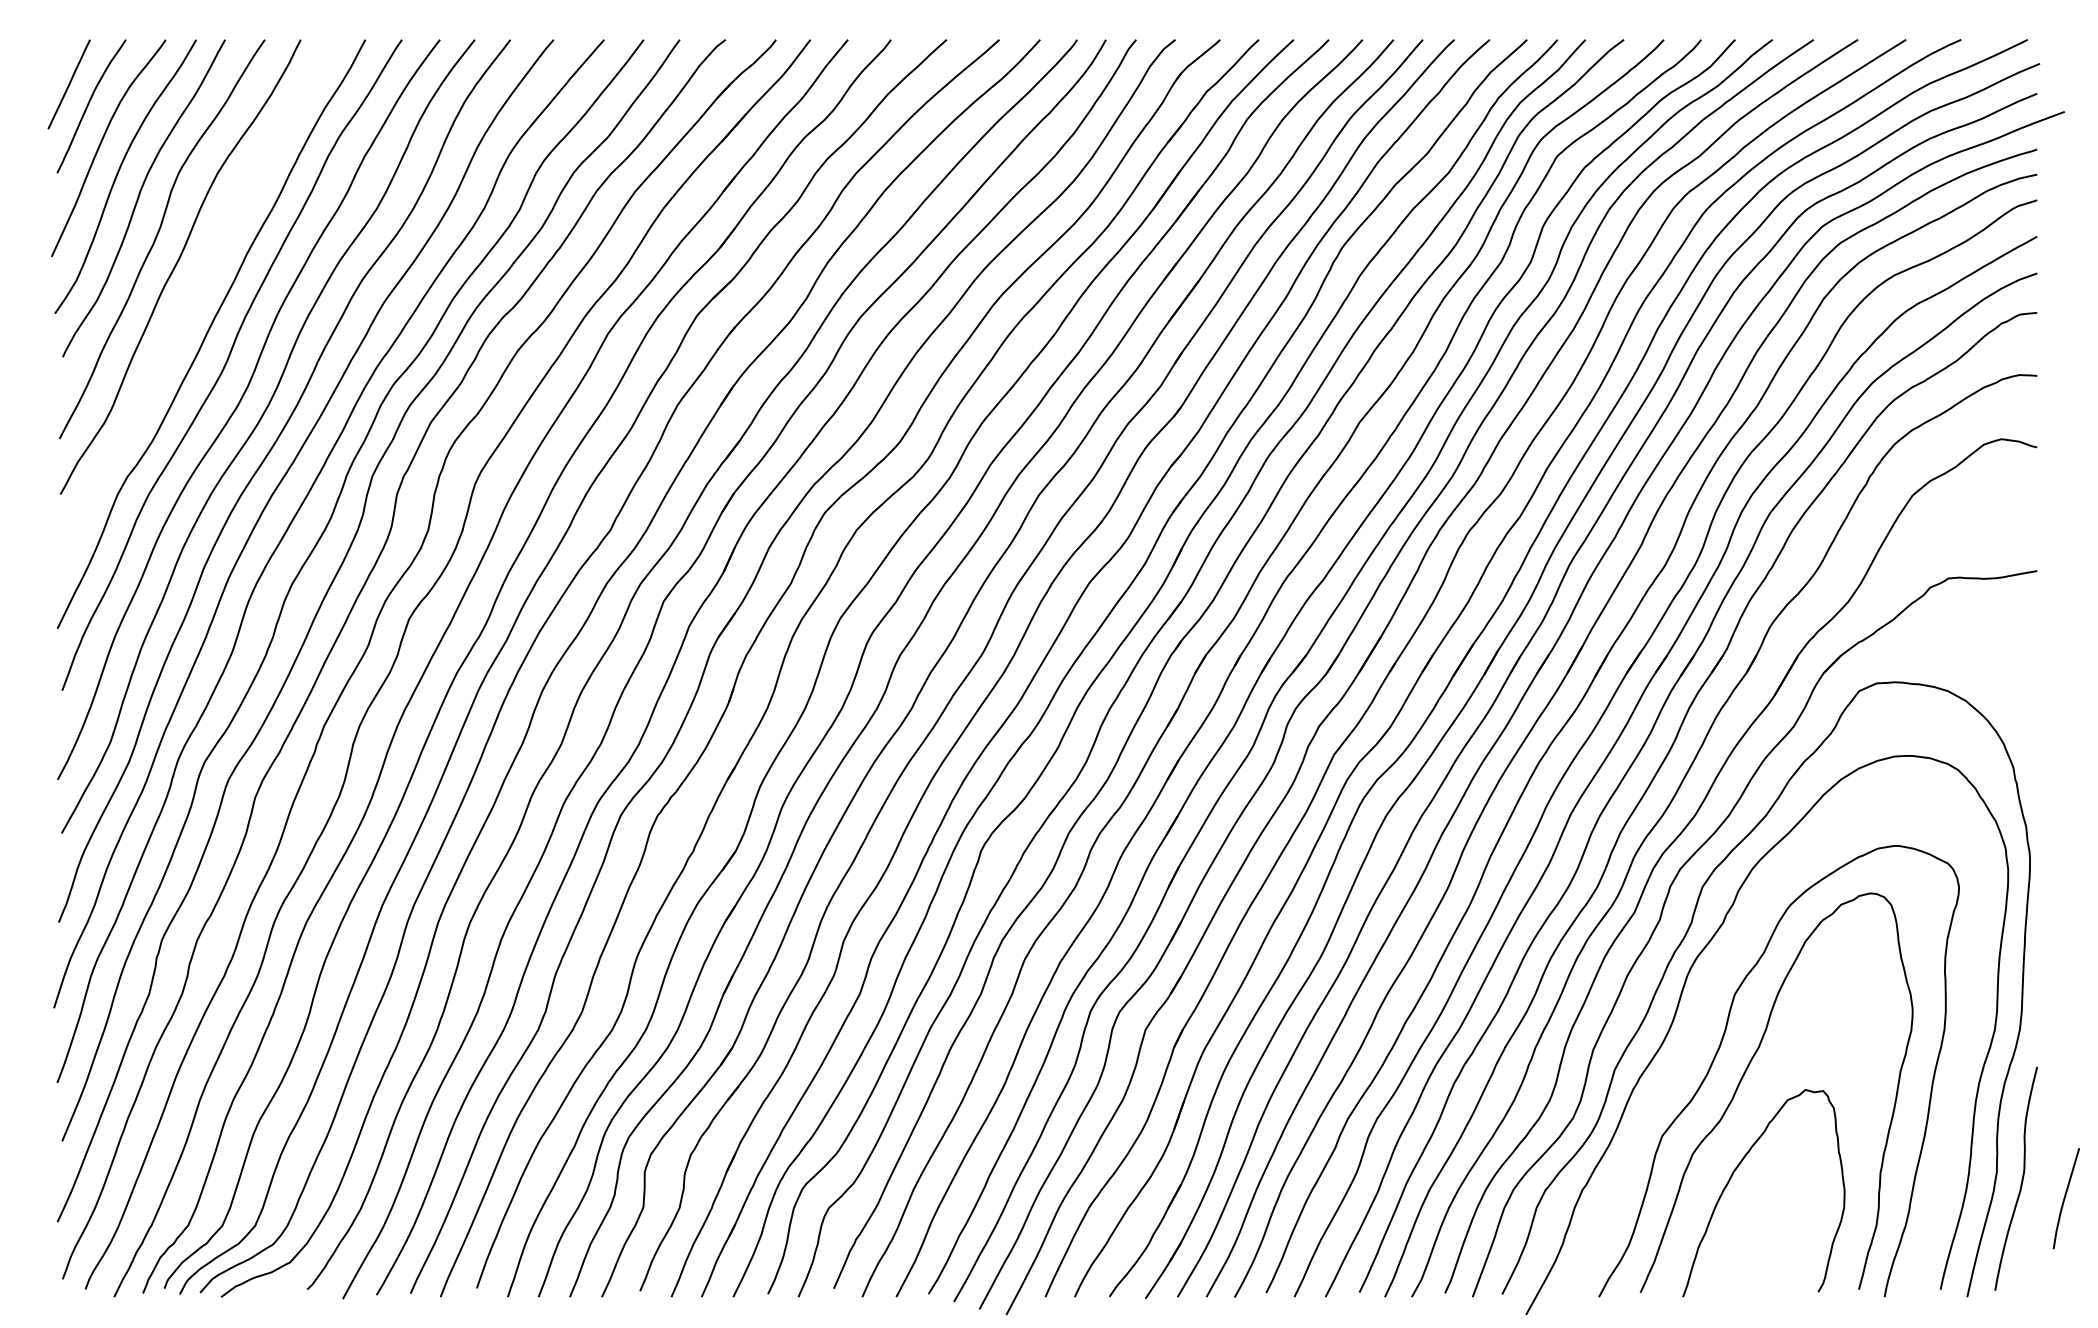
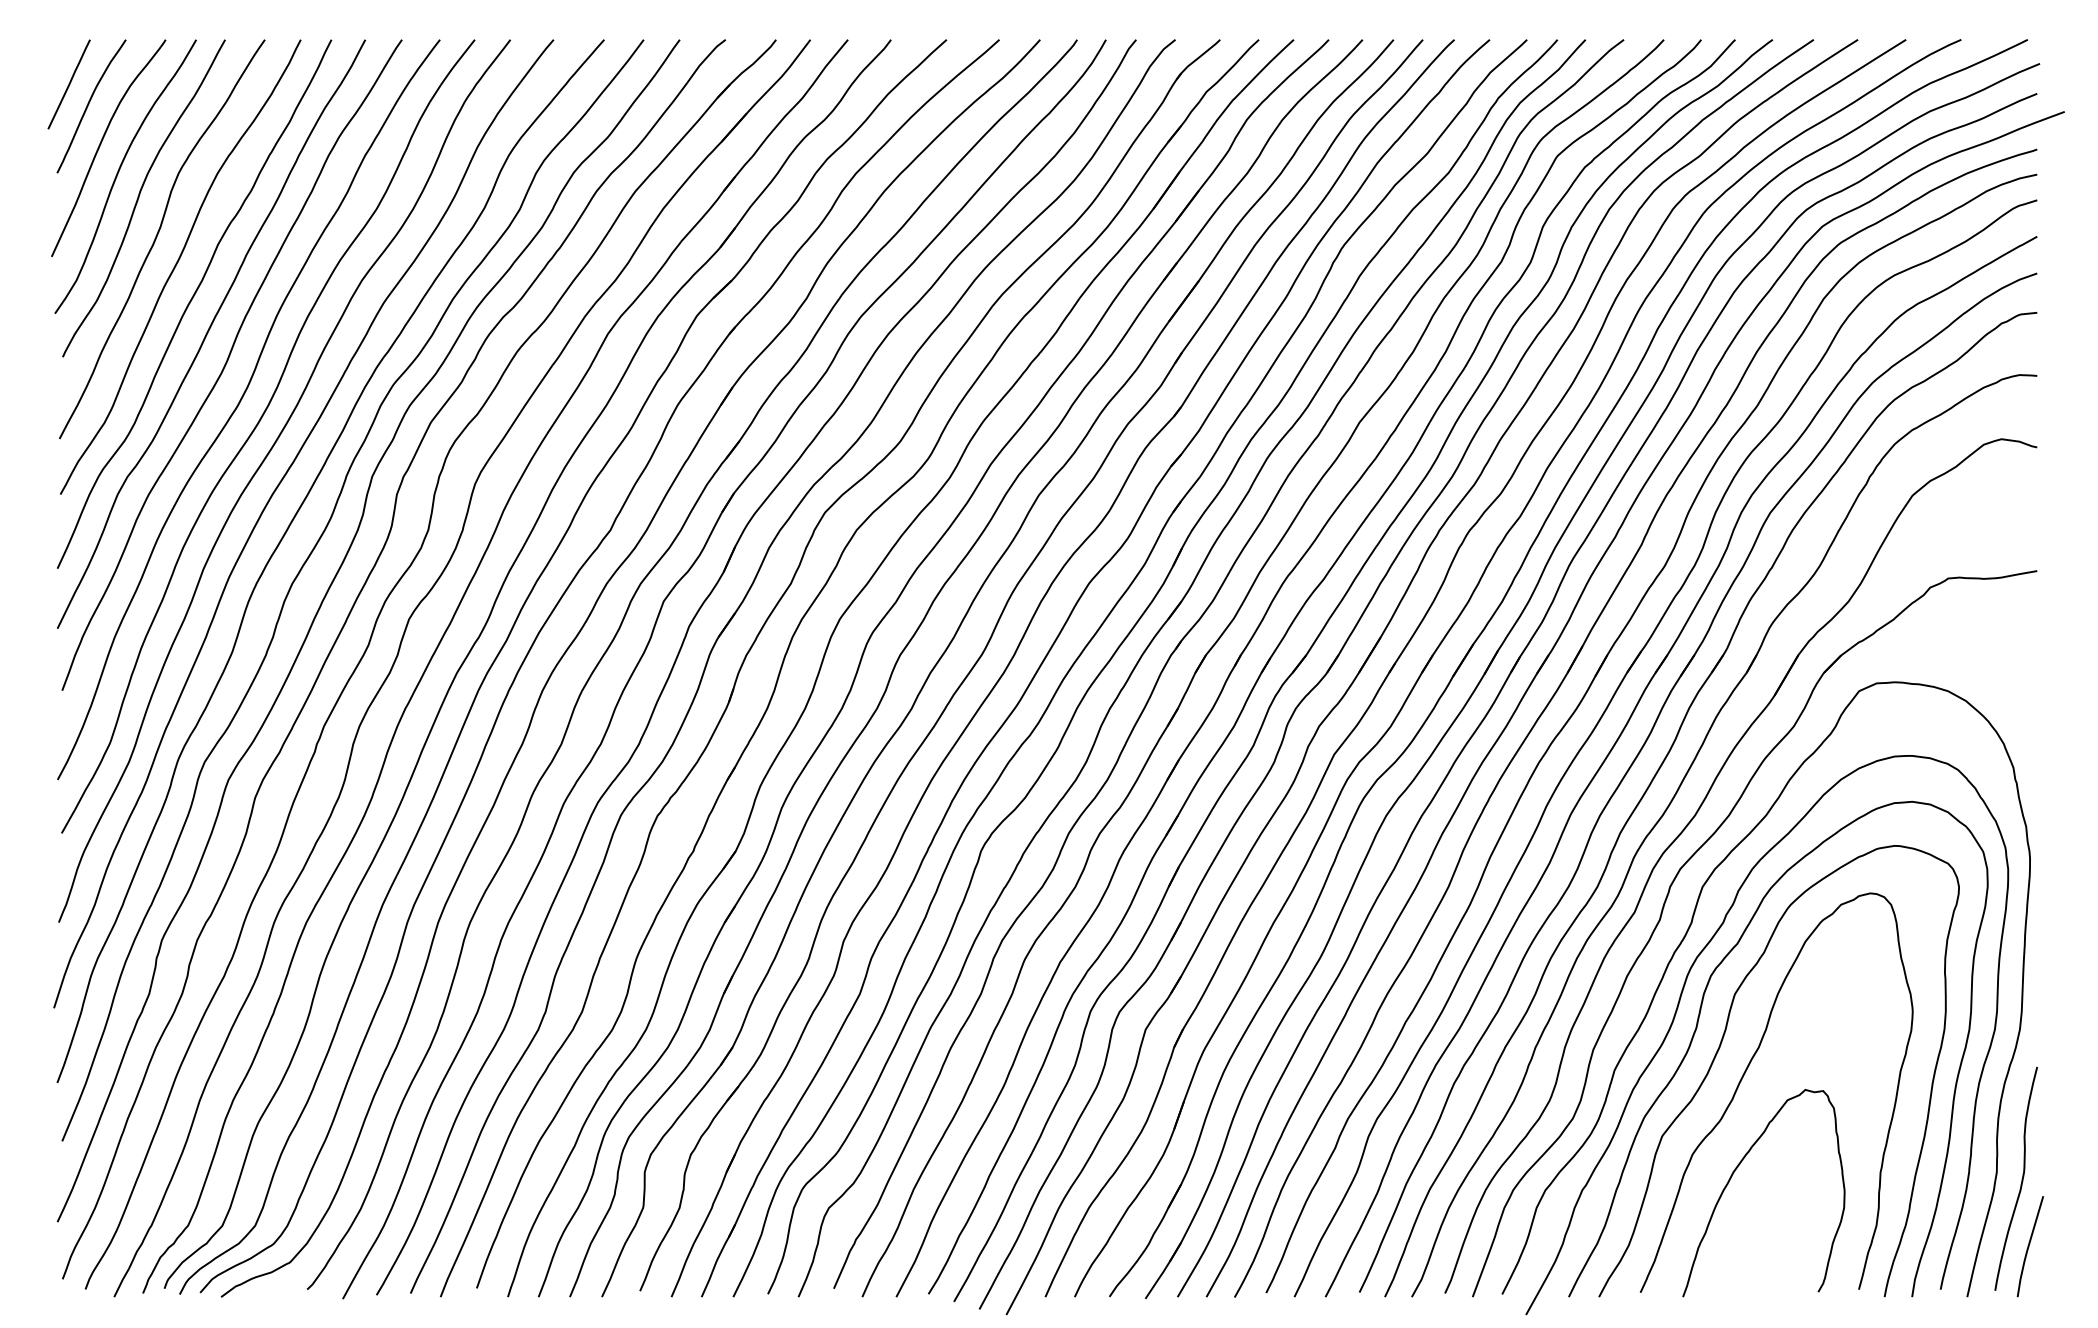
curve: none -> present (192, 300)
curve: none -> present (1697, 1028)
line position: (2065, 1198) -> (2029, 1246) (2029, 1246)
